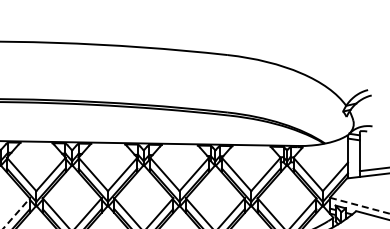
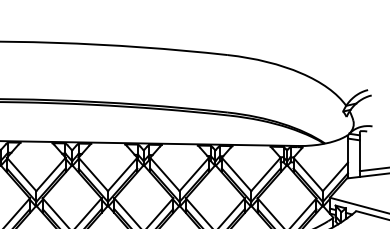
line: dashed -> solid (359, 205)
line: dashed -> solid (16, 213)
